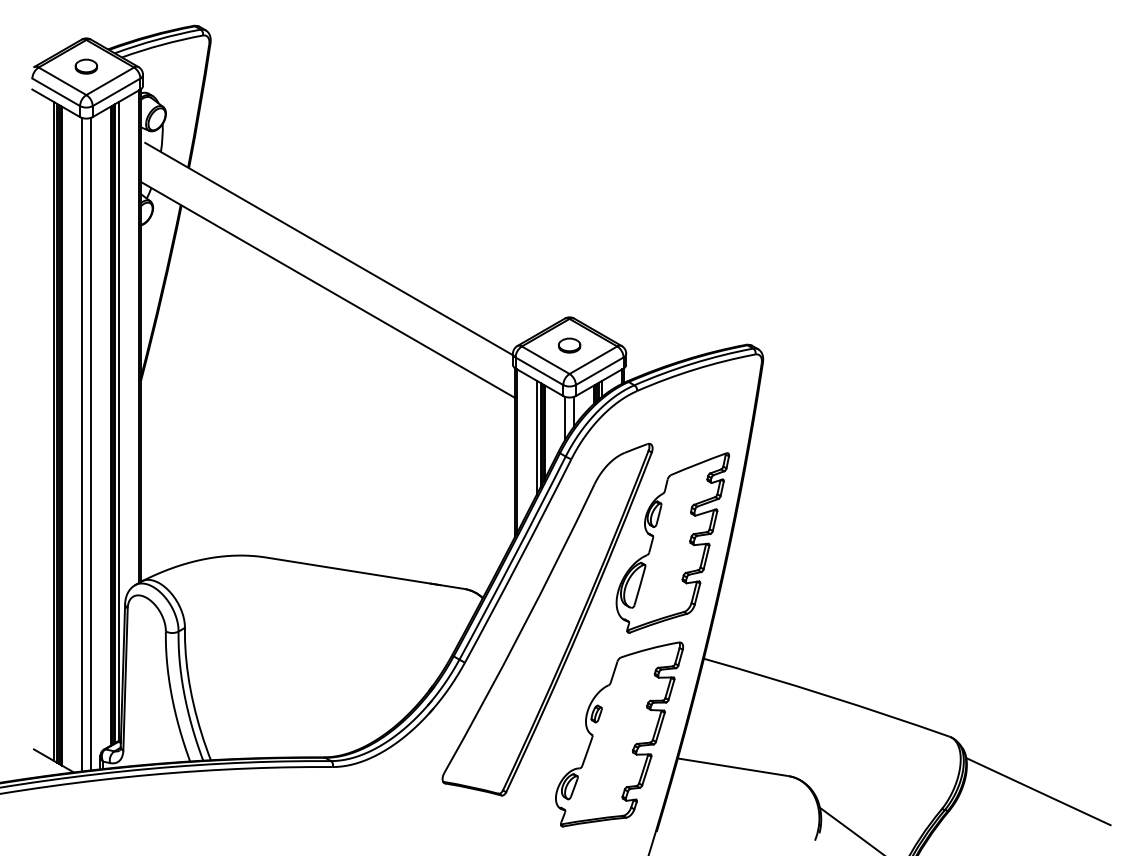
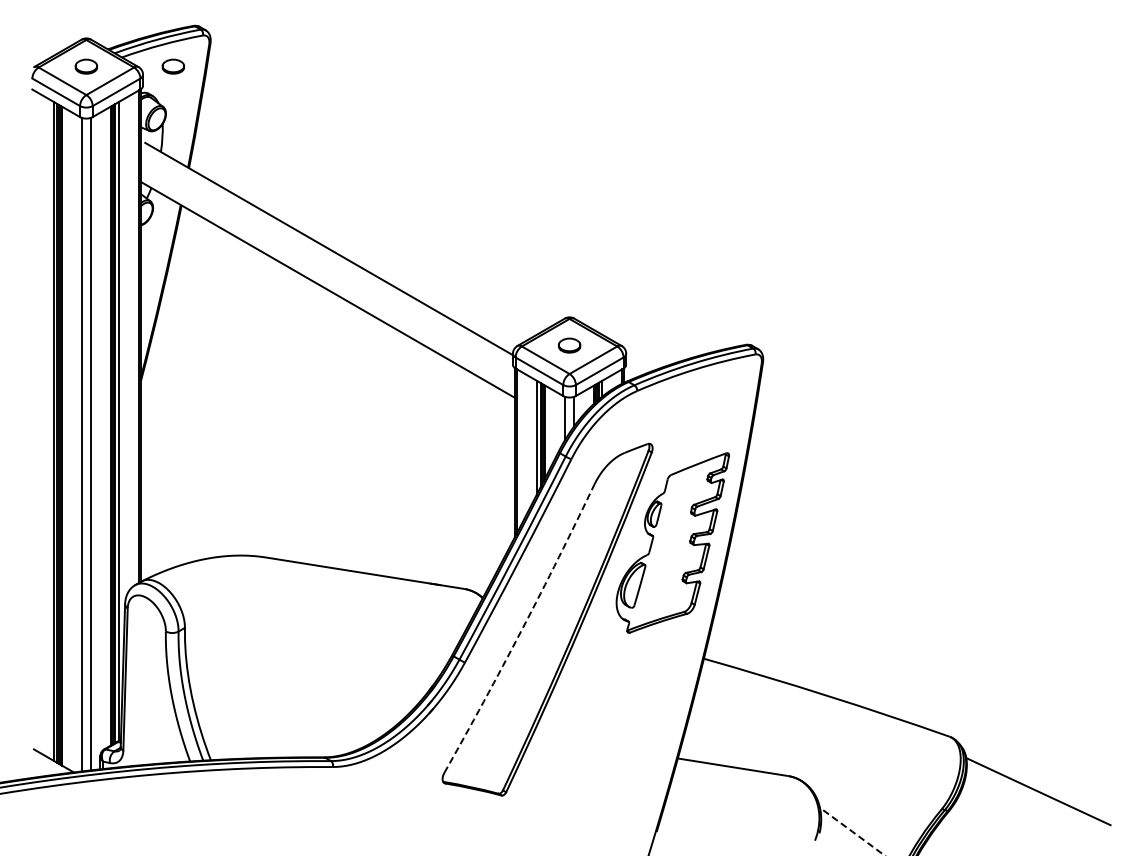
part: none -> present (172, 66)
arc: solid -> dashed (521, 629)
part: present -> none (619, 734)
arc: solid -> dashed (852, 832)
